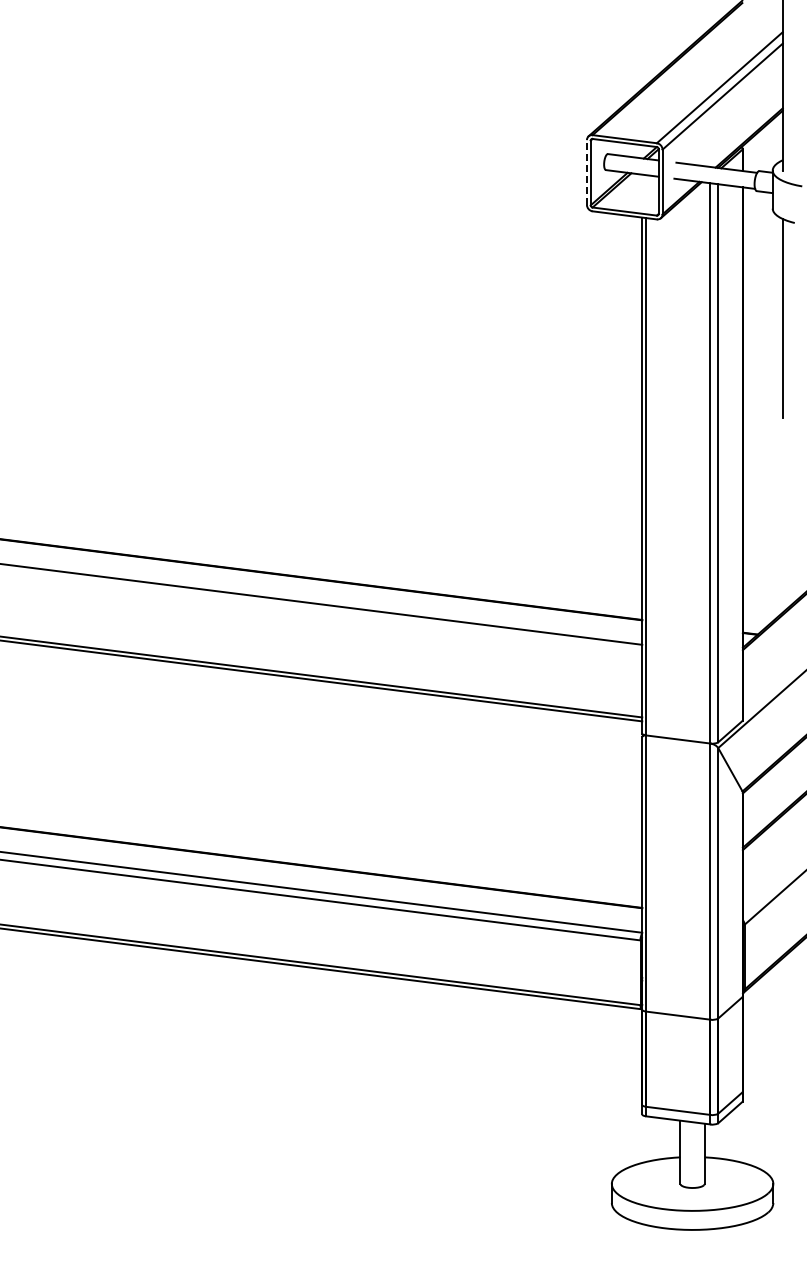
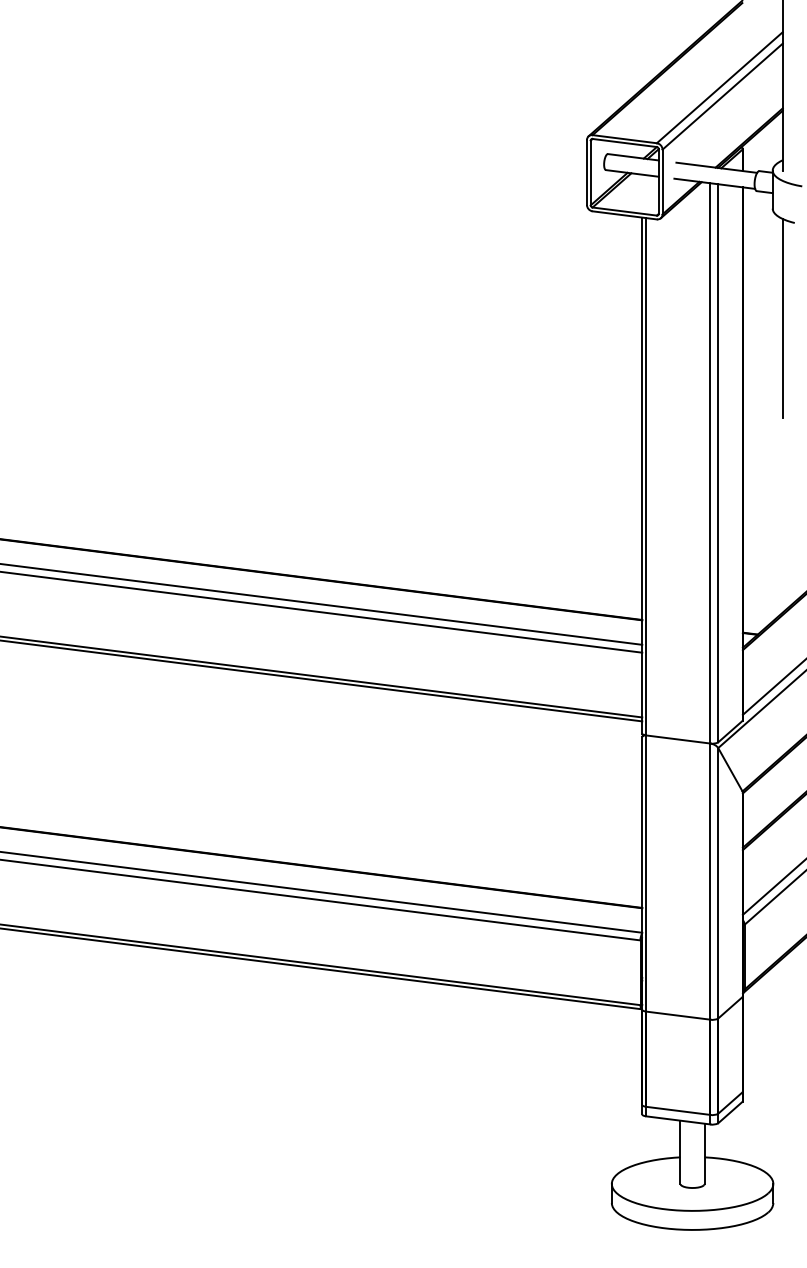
line: dashed -> solid (586, 172)
line: none -> present (322, 612)
line: none -> present (772, 687)
line: none -> present (772, 887)
